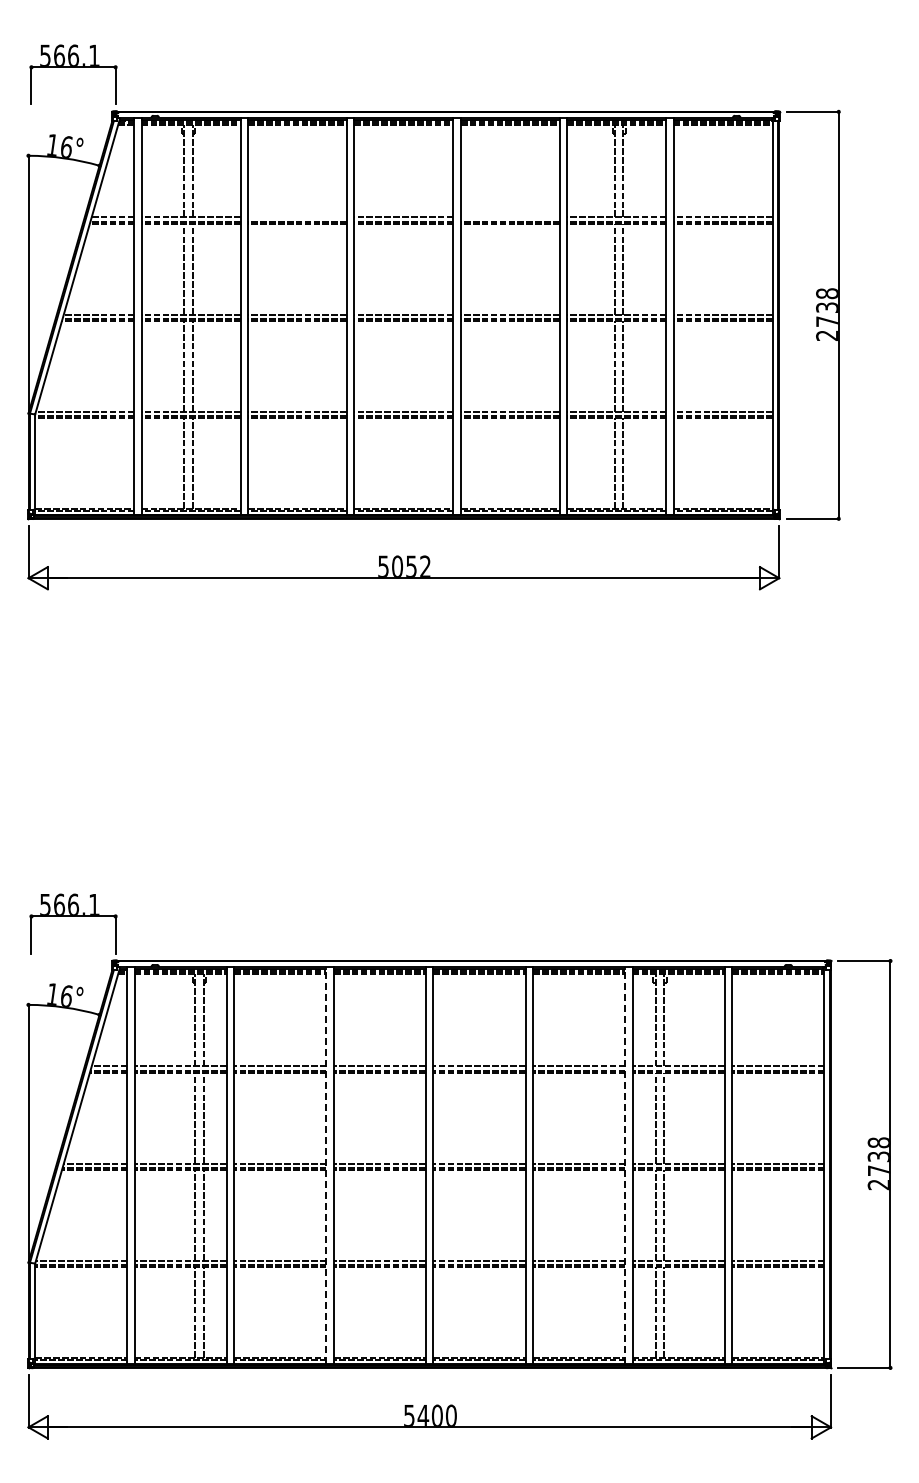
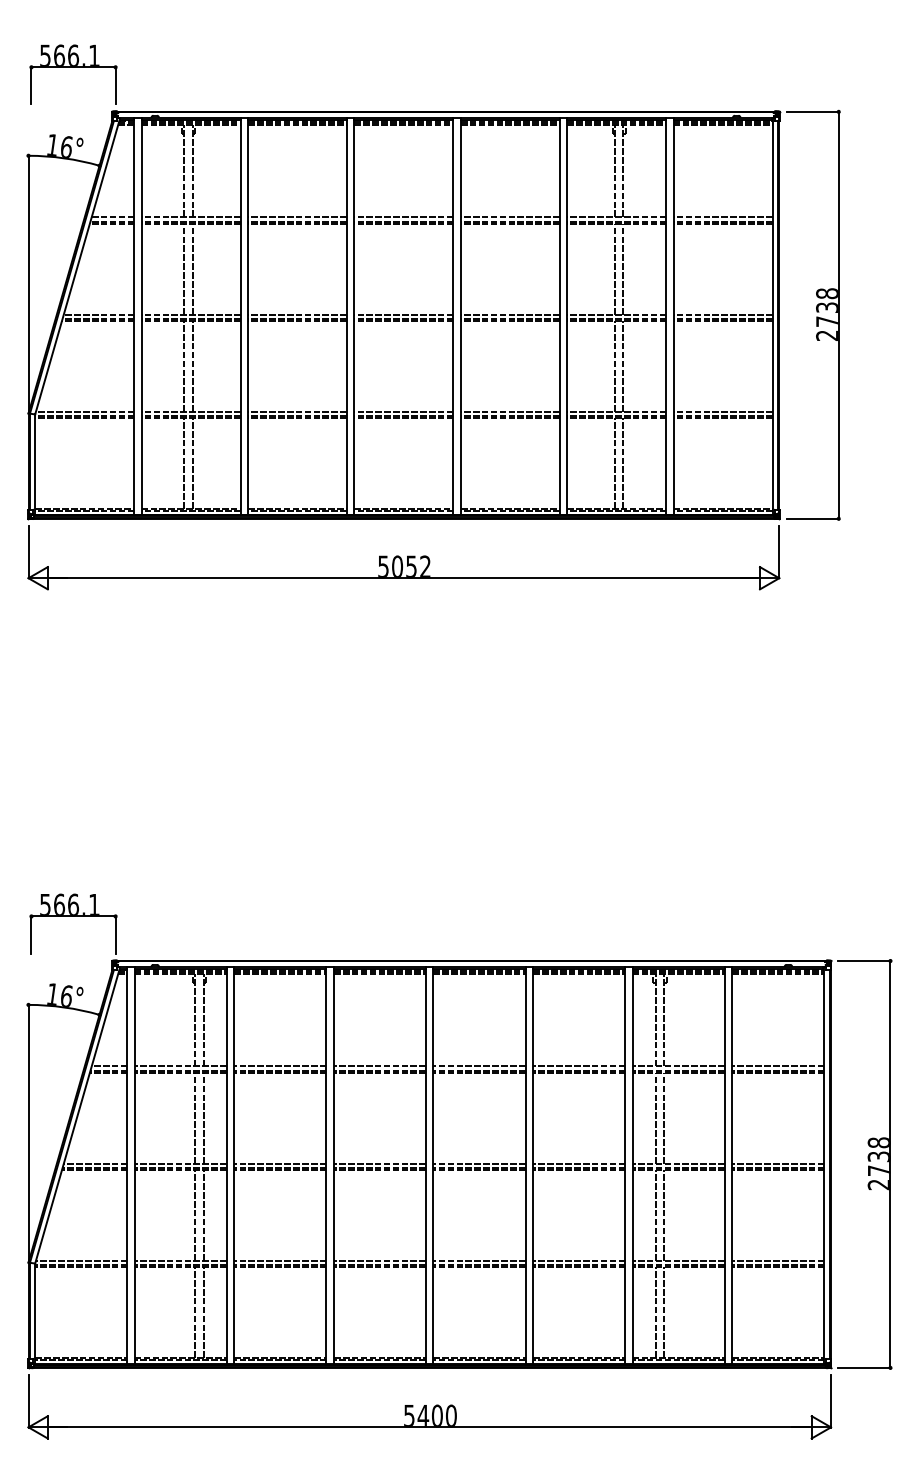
line: none -> present (297, 217)
line: none -> present (509, 217)
line: dashed -> solid (326, 1165)
line: dashed -> solid (625, 1165)
